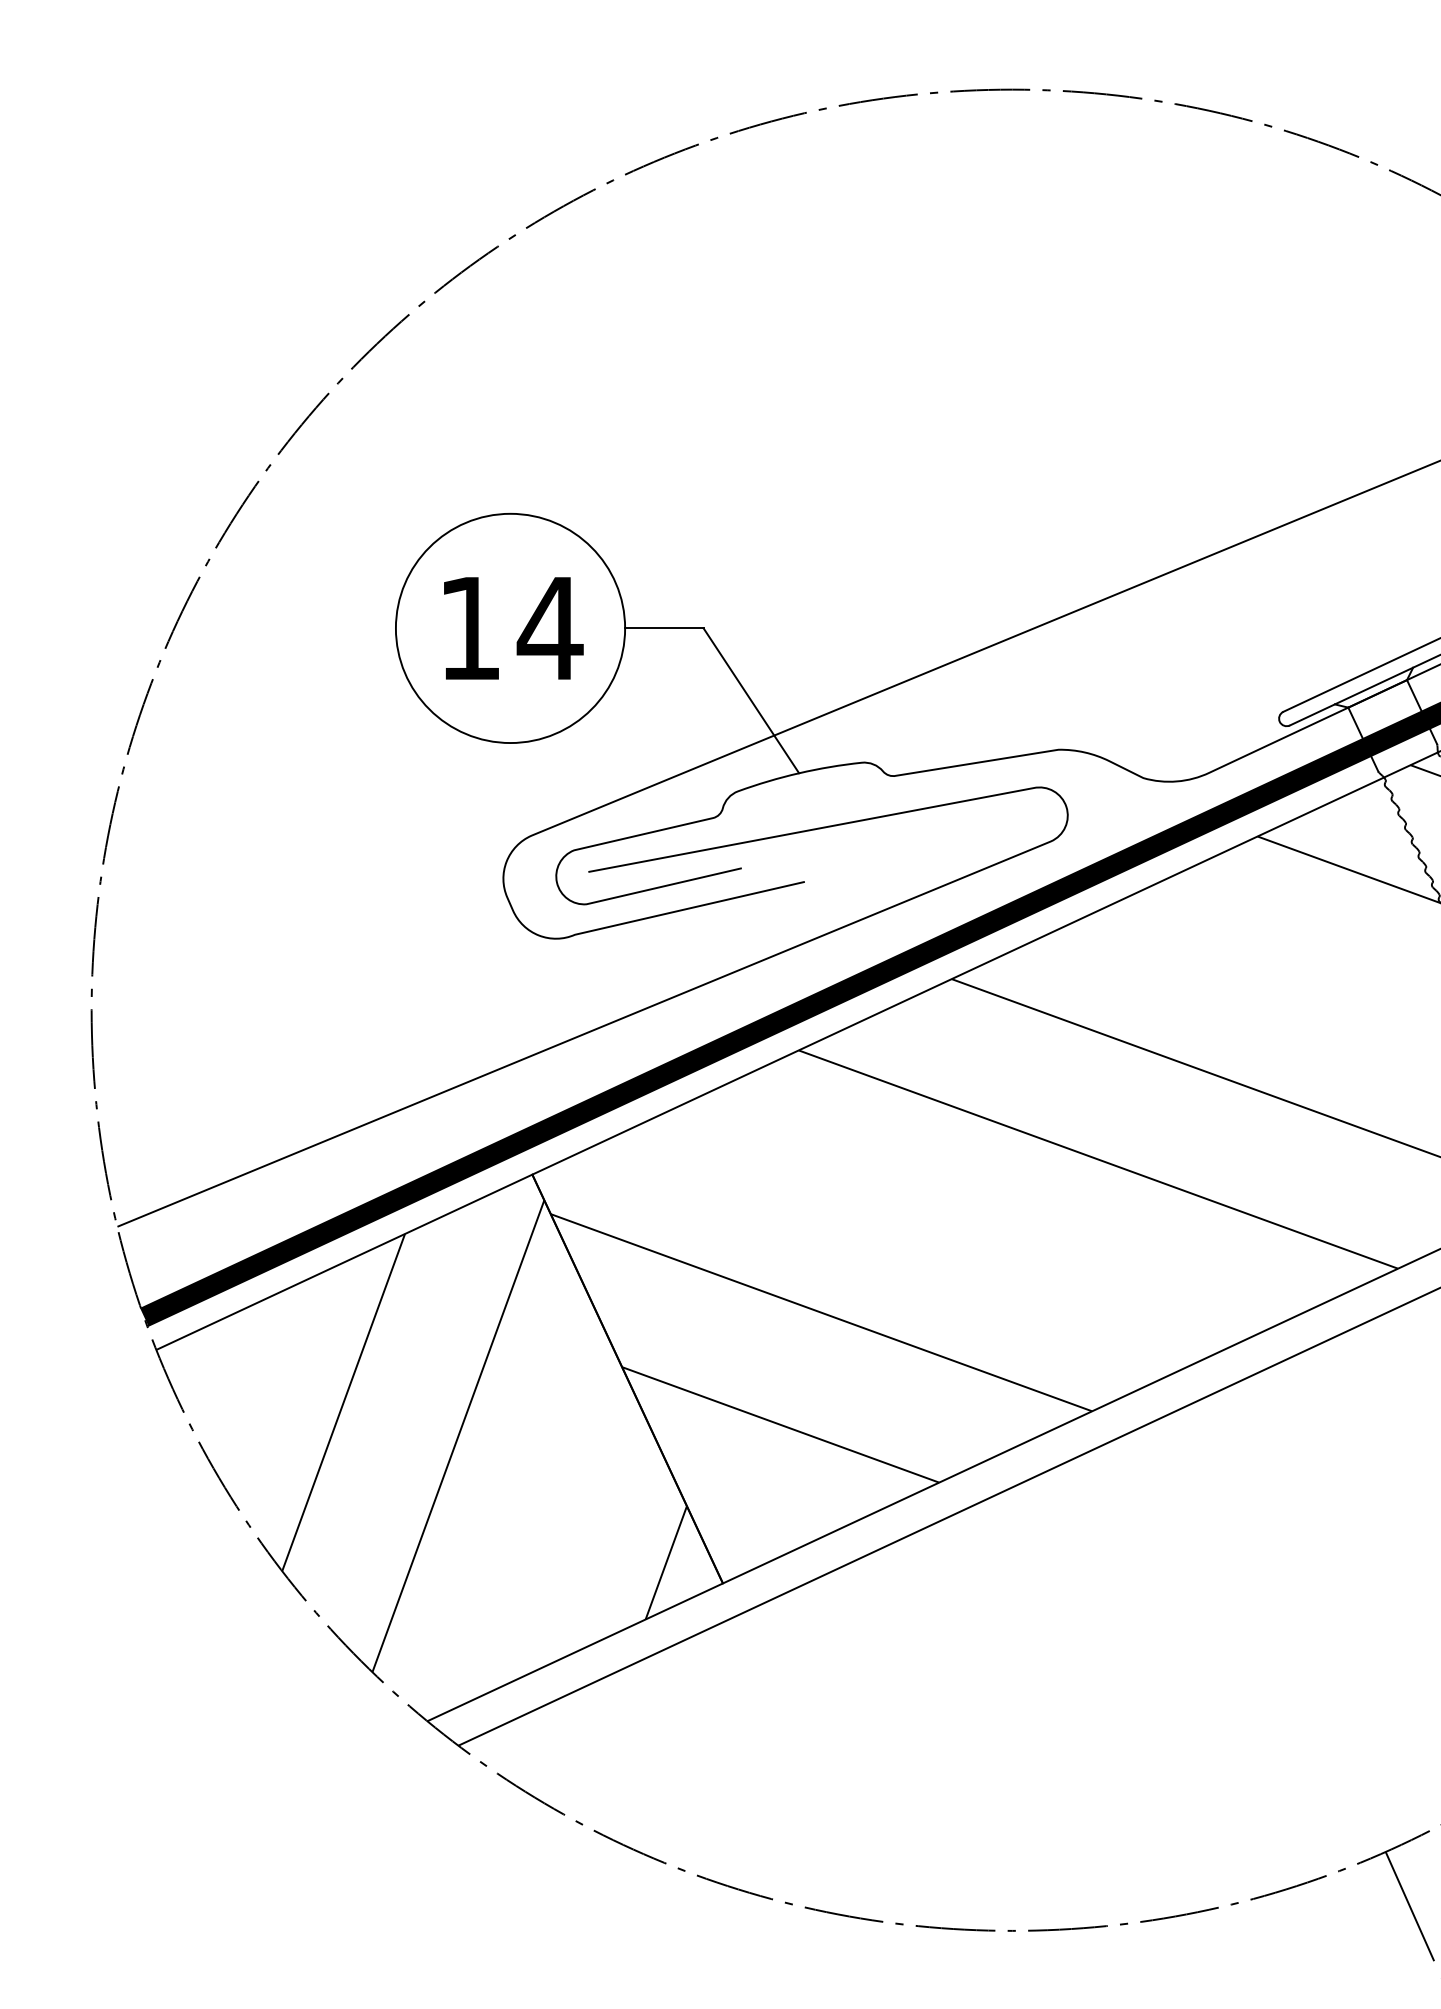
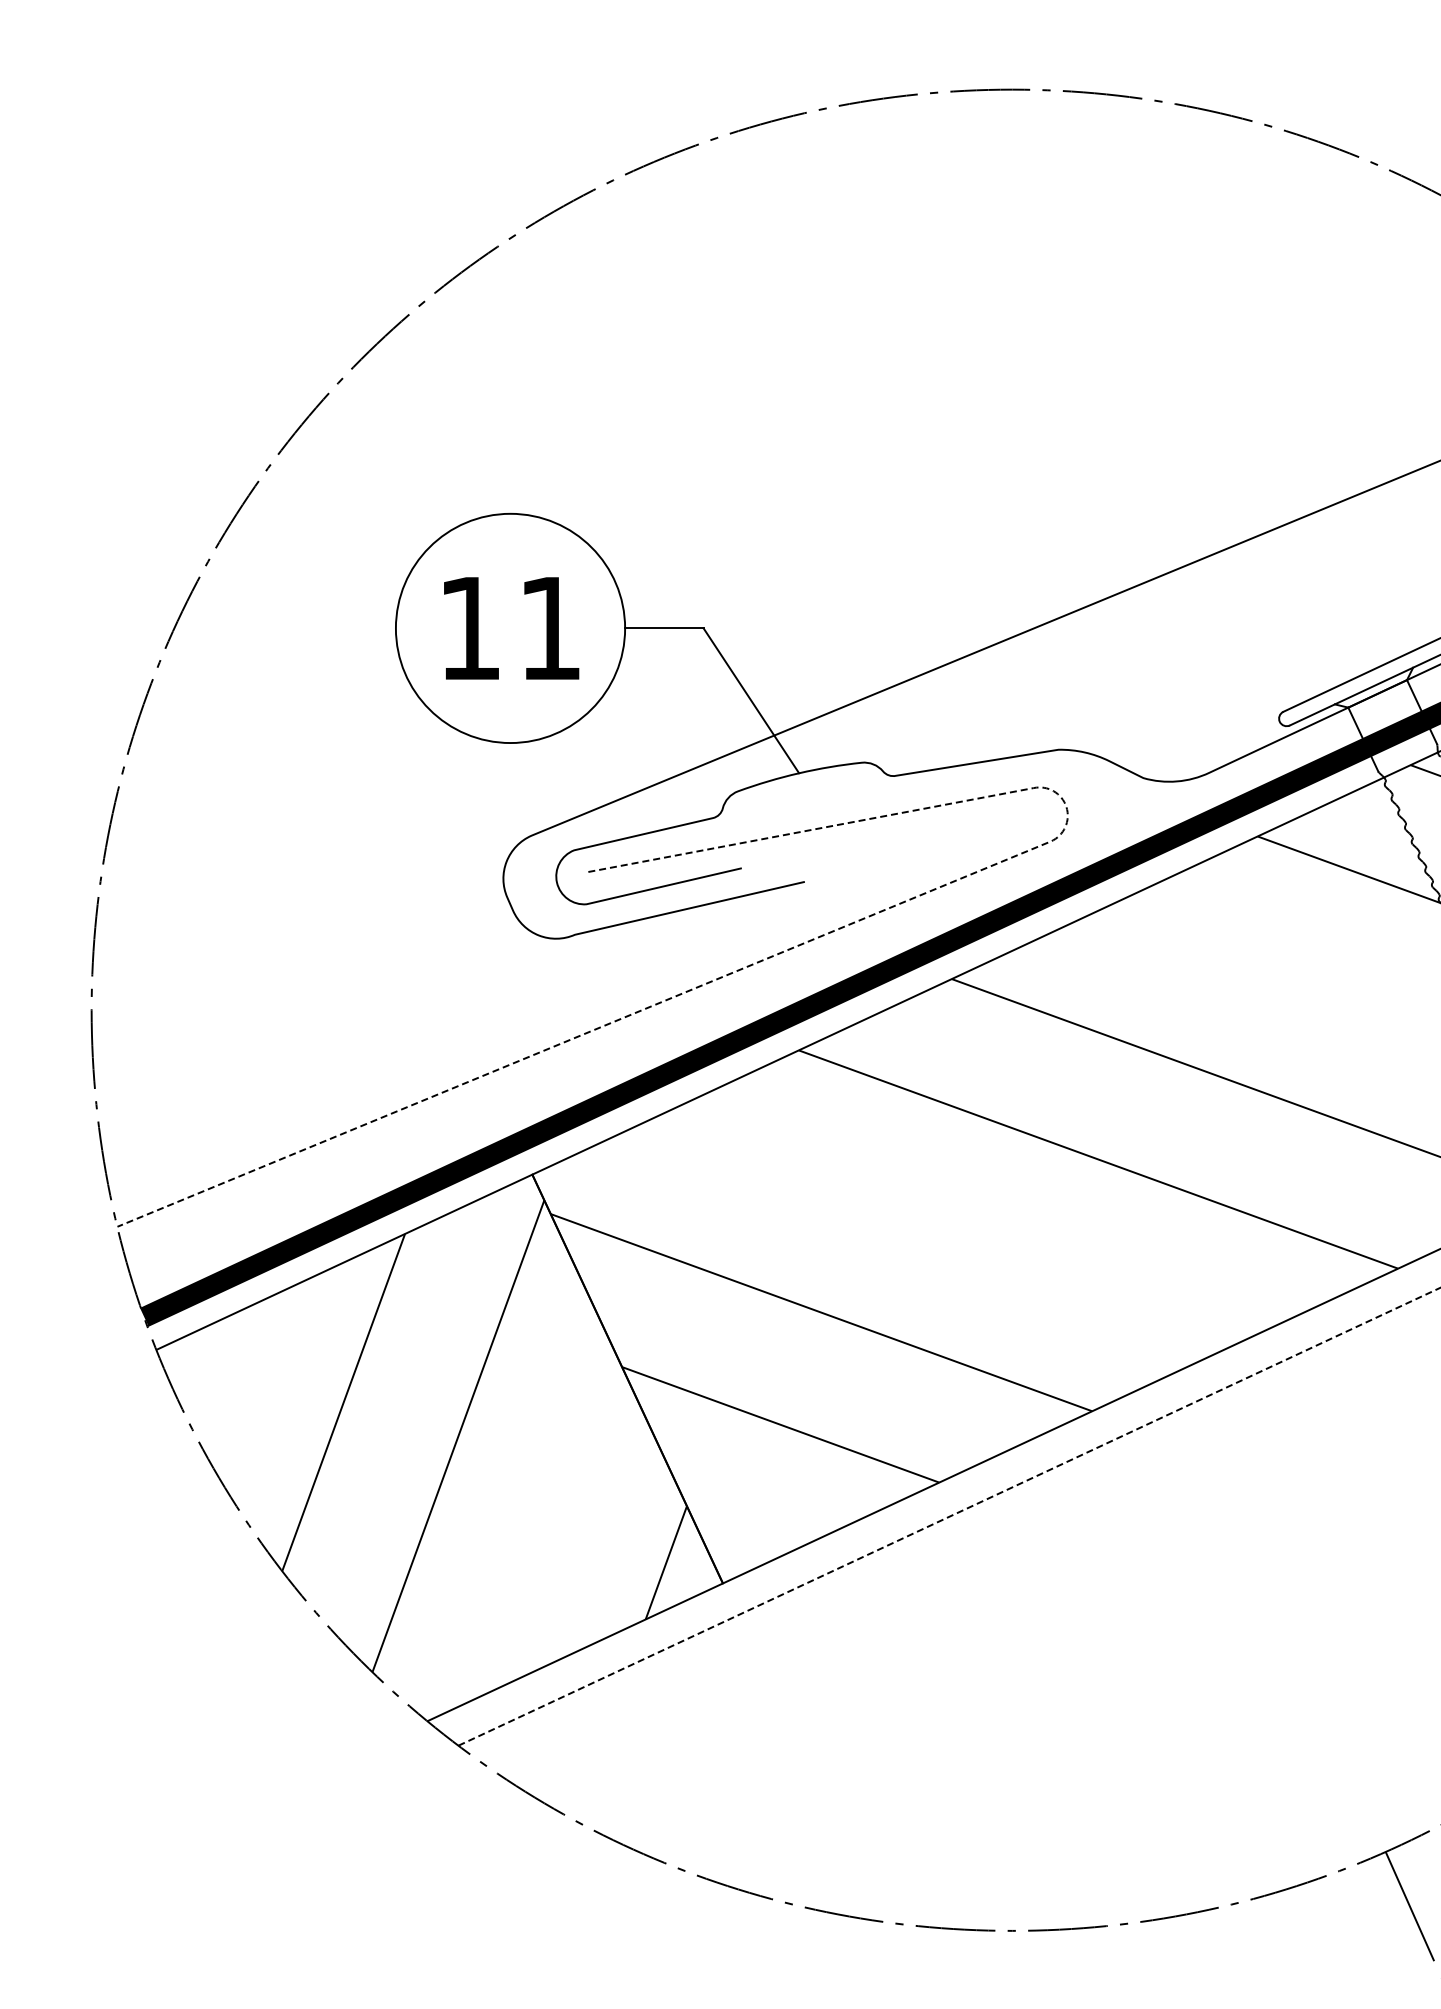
text: 14 -> 11 (549, 628)
line: solid -> dashed (845, 926)
line: solid -> dashed (949, 1516)
